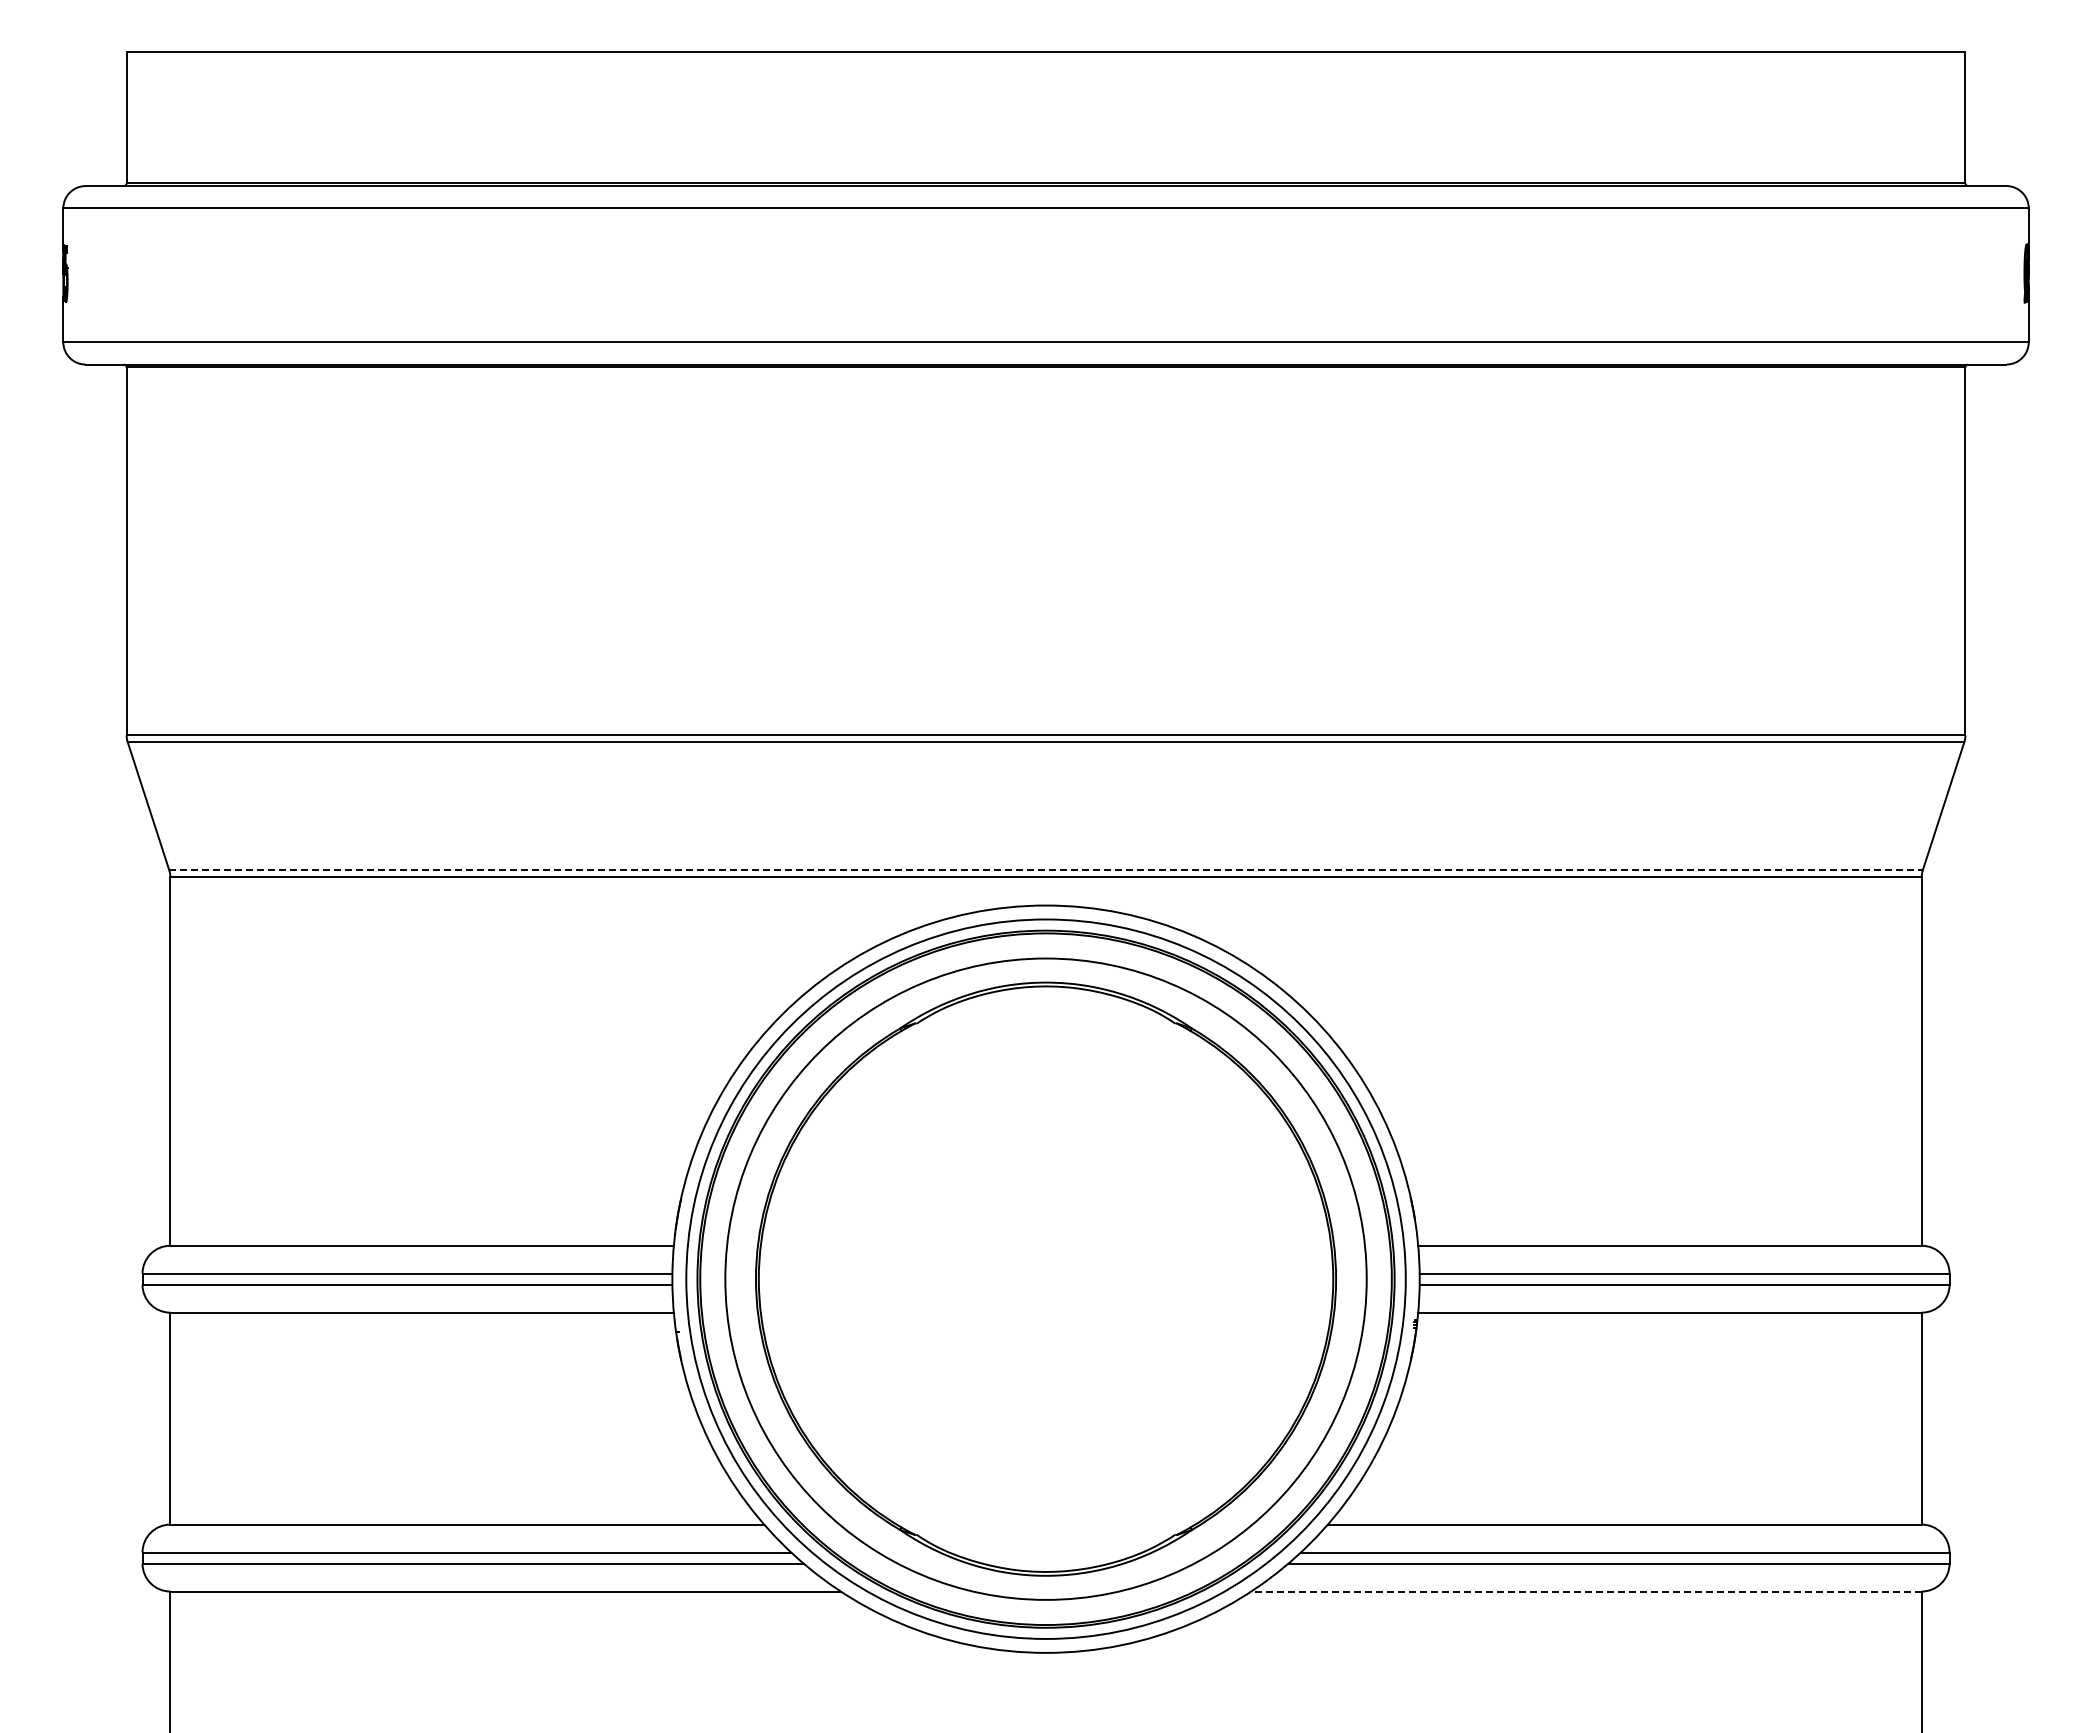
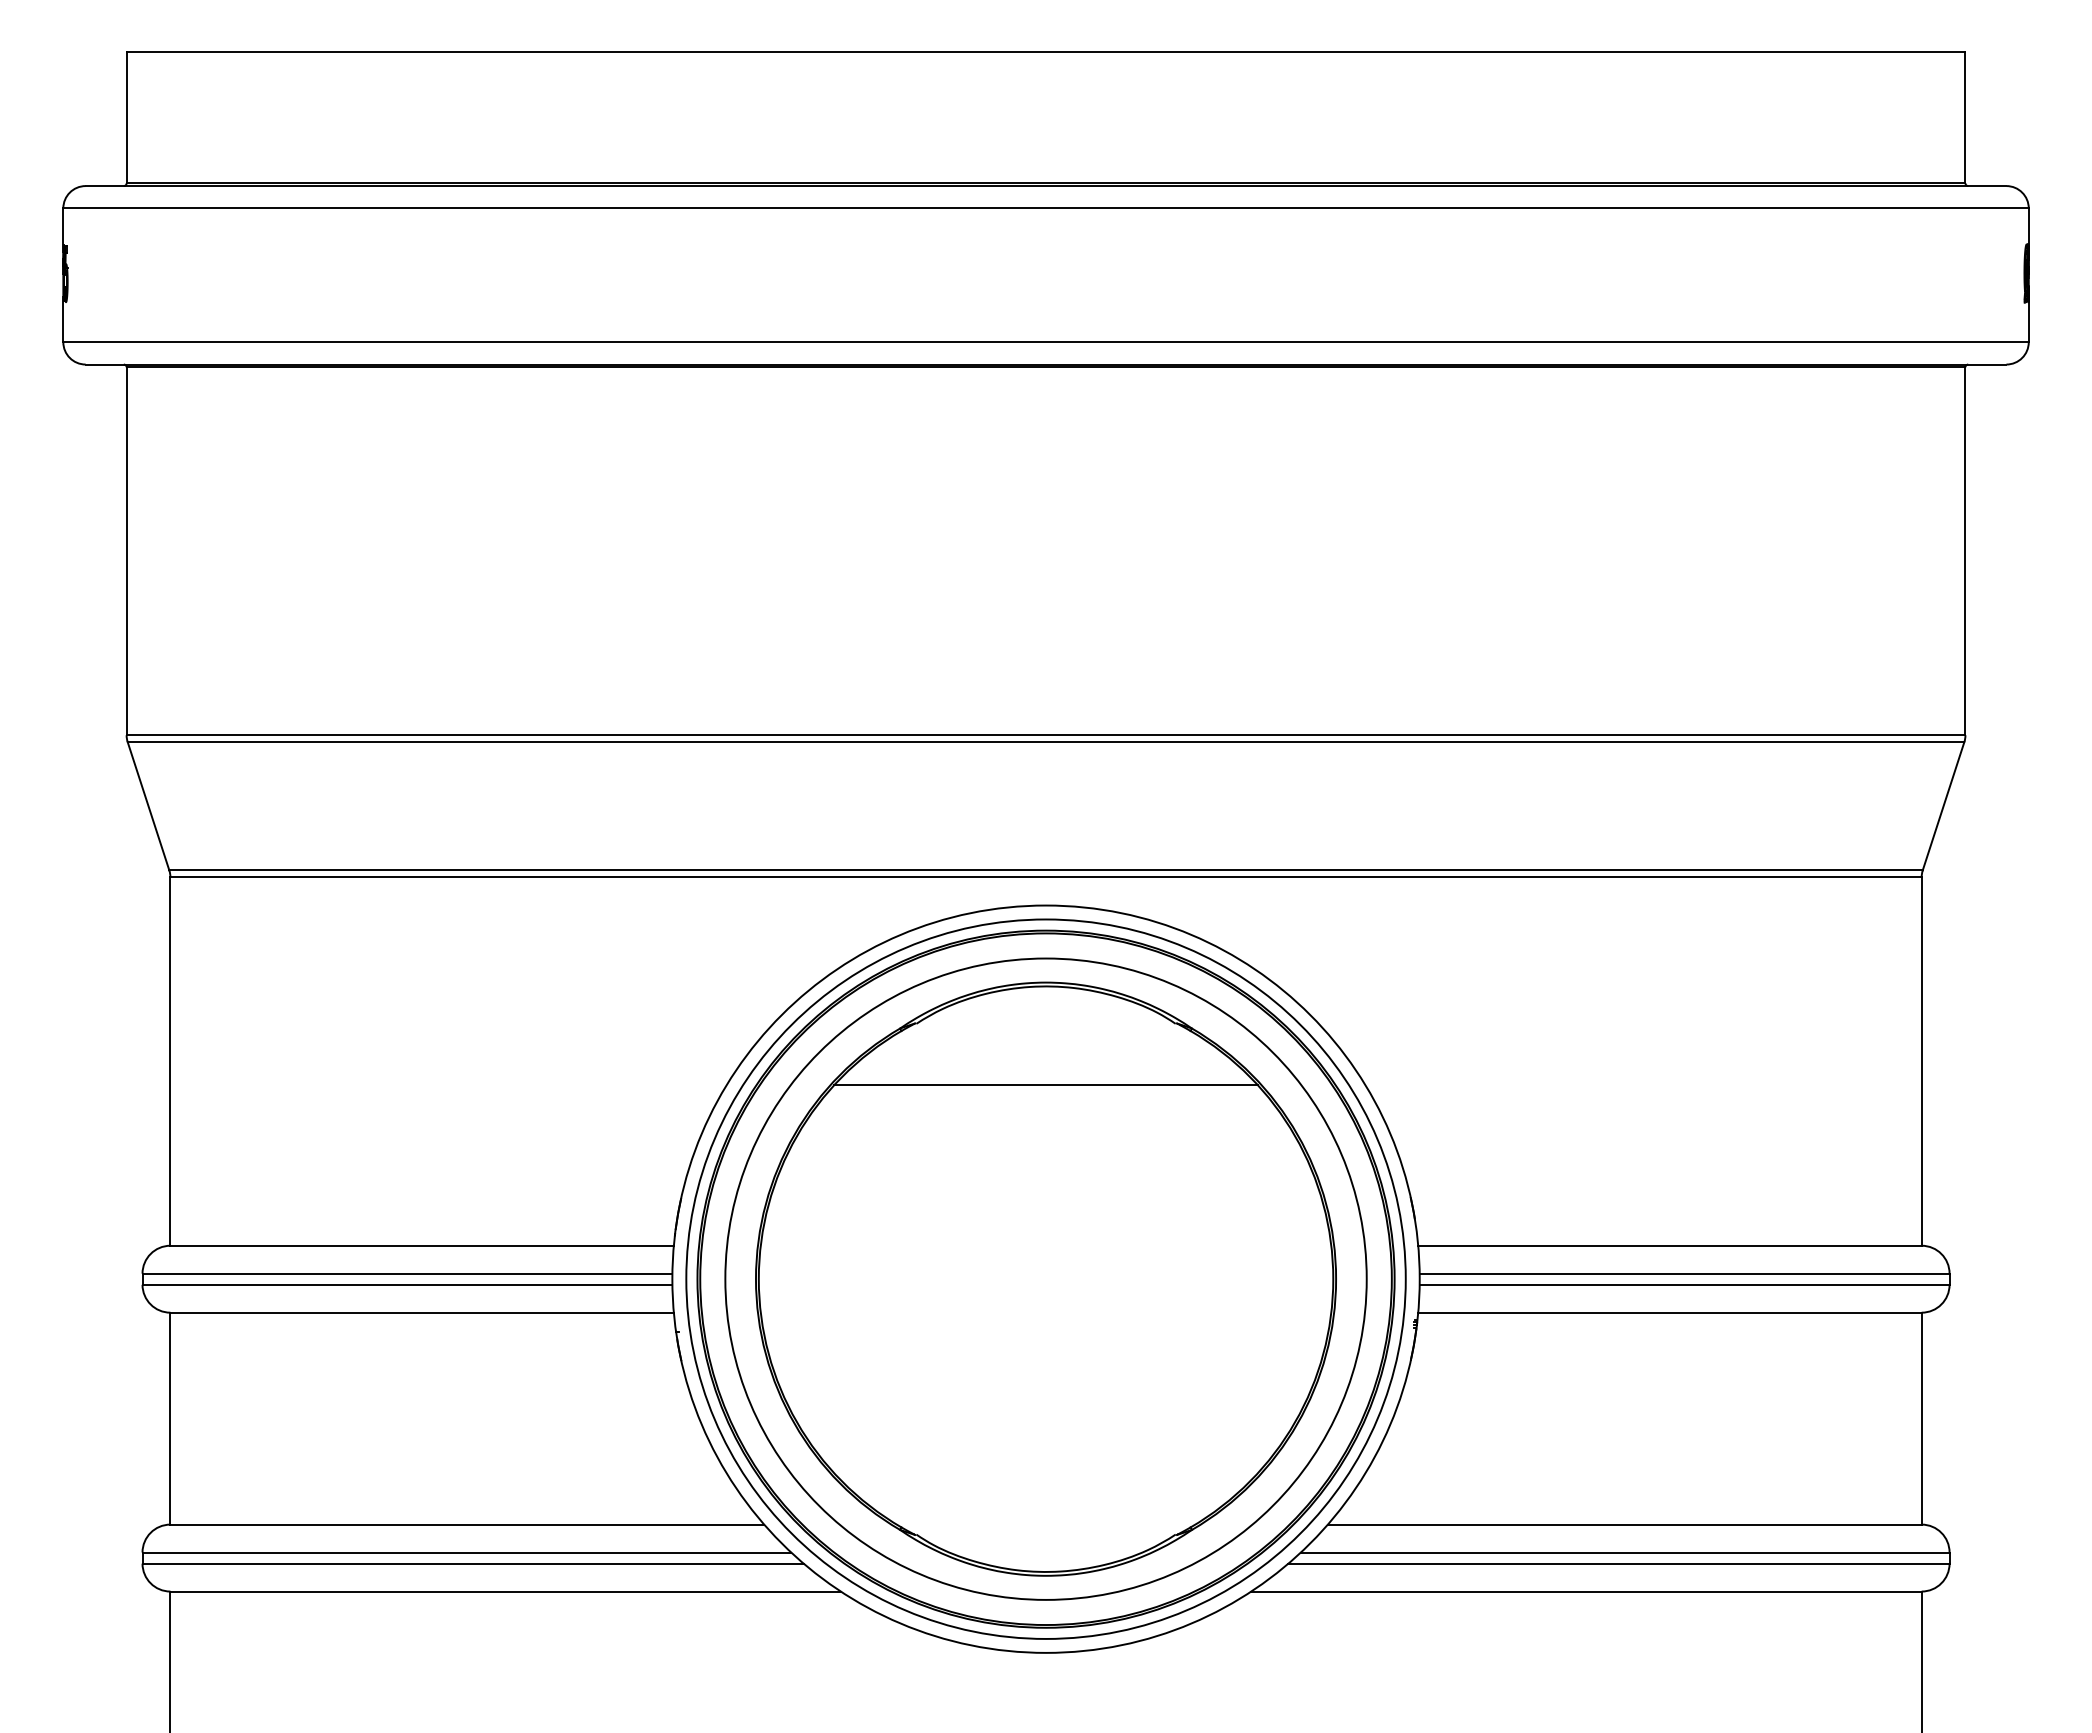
line: dashed -> solid (1046, 870)
line: none -> present (1045, 1085)
line: dashed -> solid (1585, 1591)
